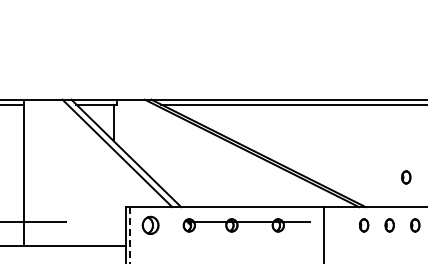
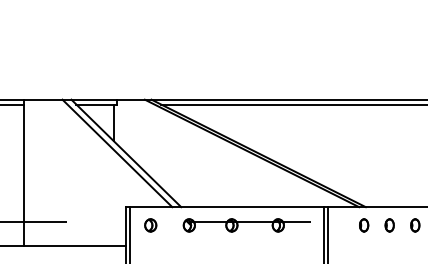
part: present -> none (406, 177)
part size: 19x20 px -> 14x15 px (150, 225)
line: none -> present (327, 233)
line: dashed -> solid (130, 235)
